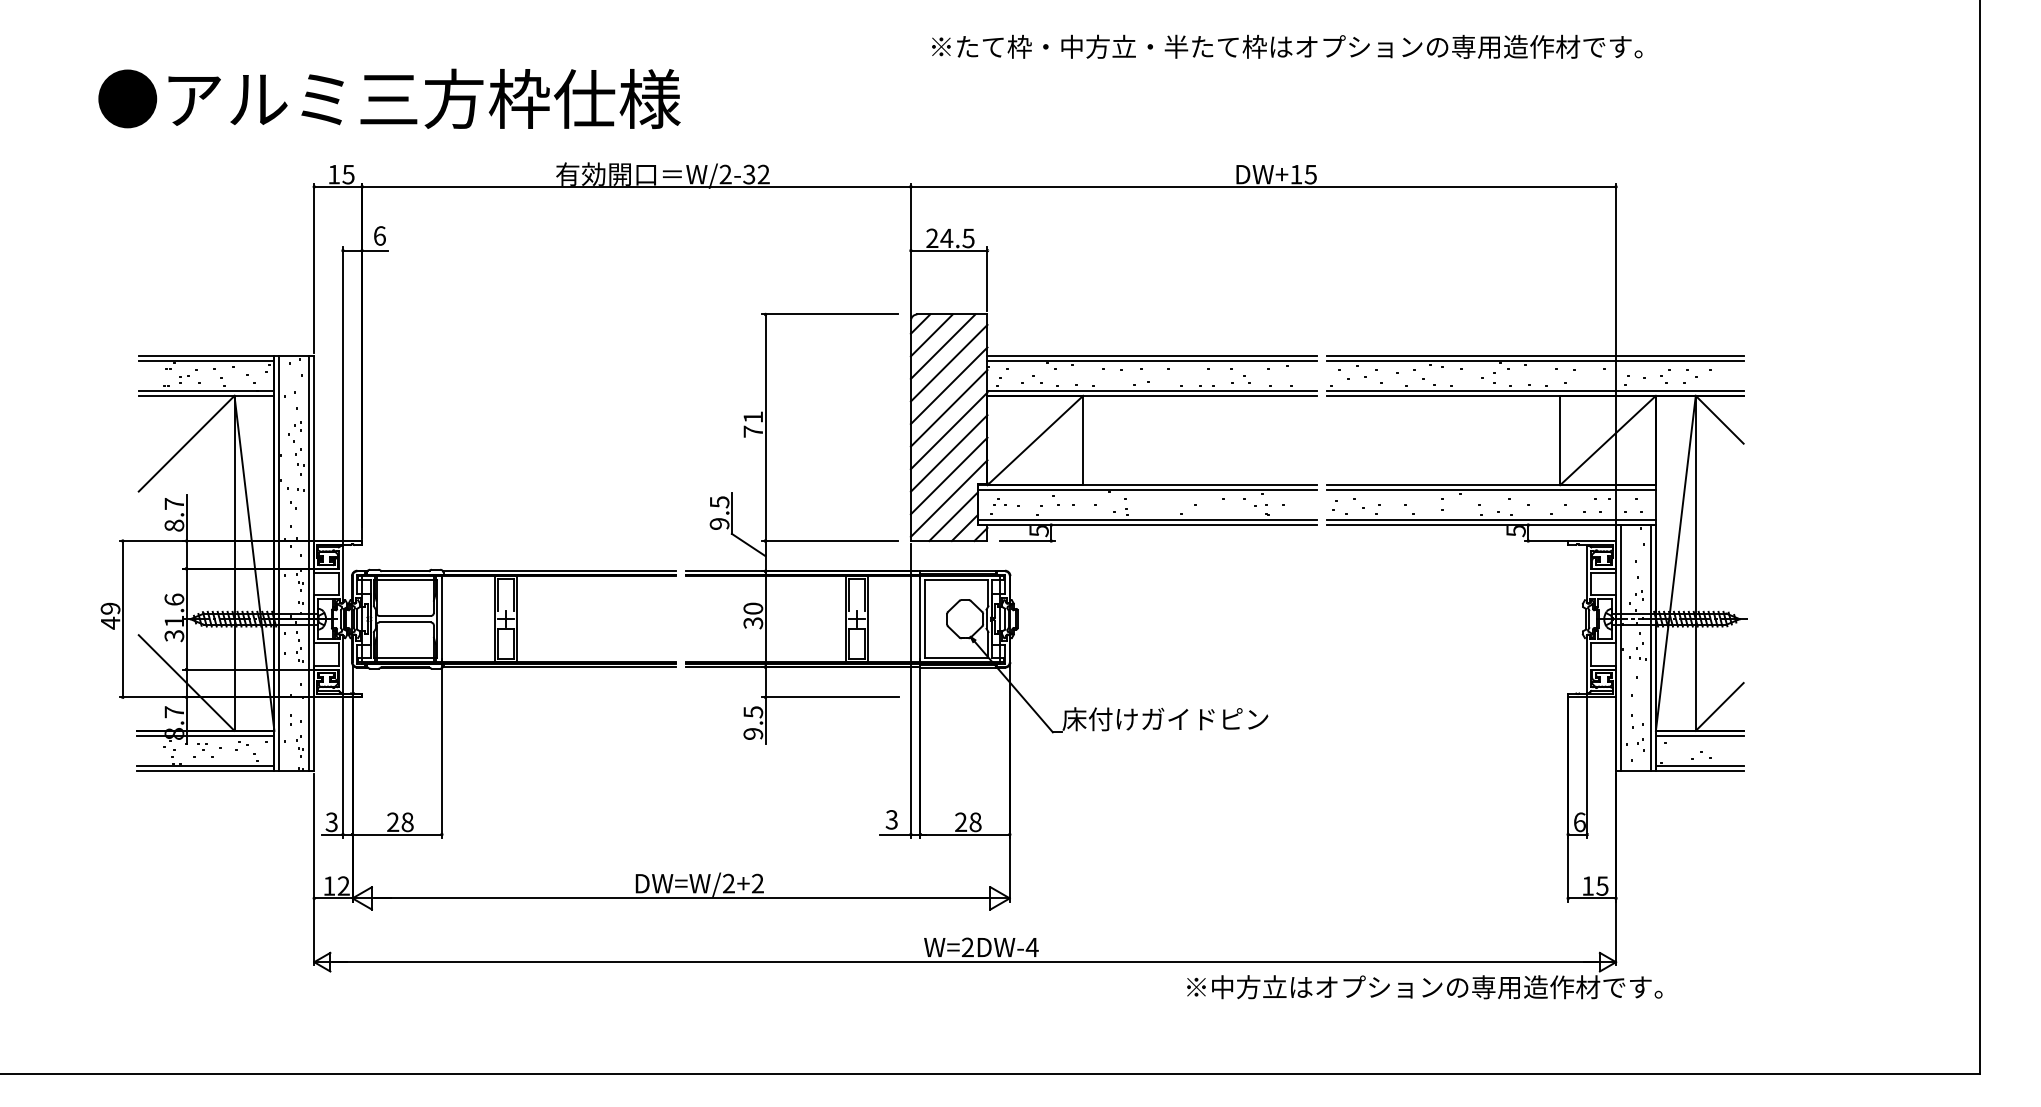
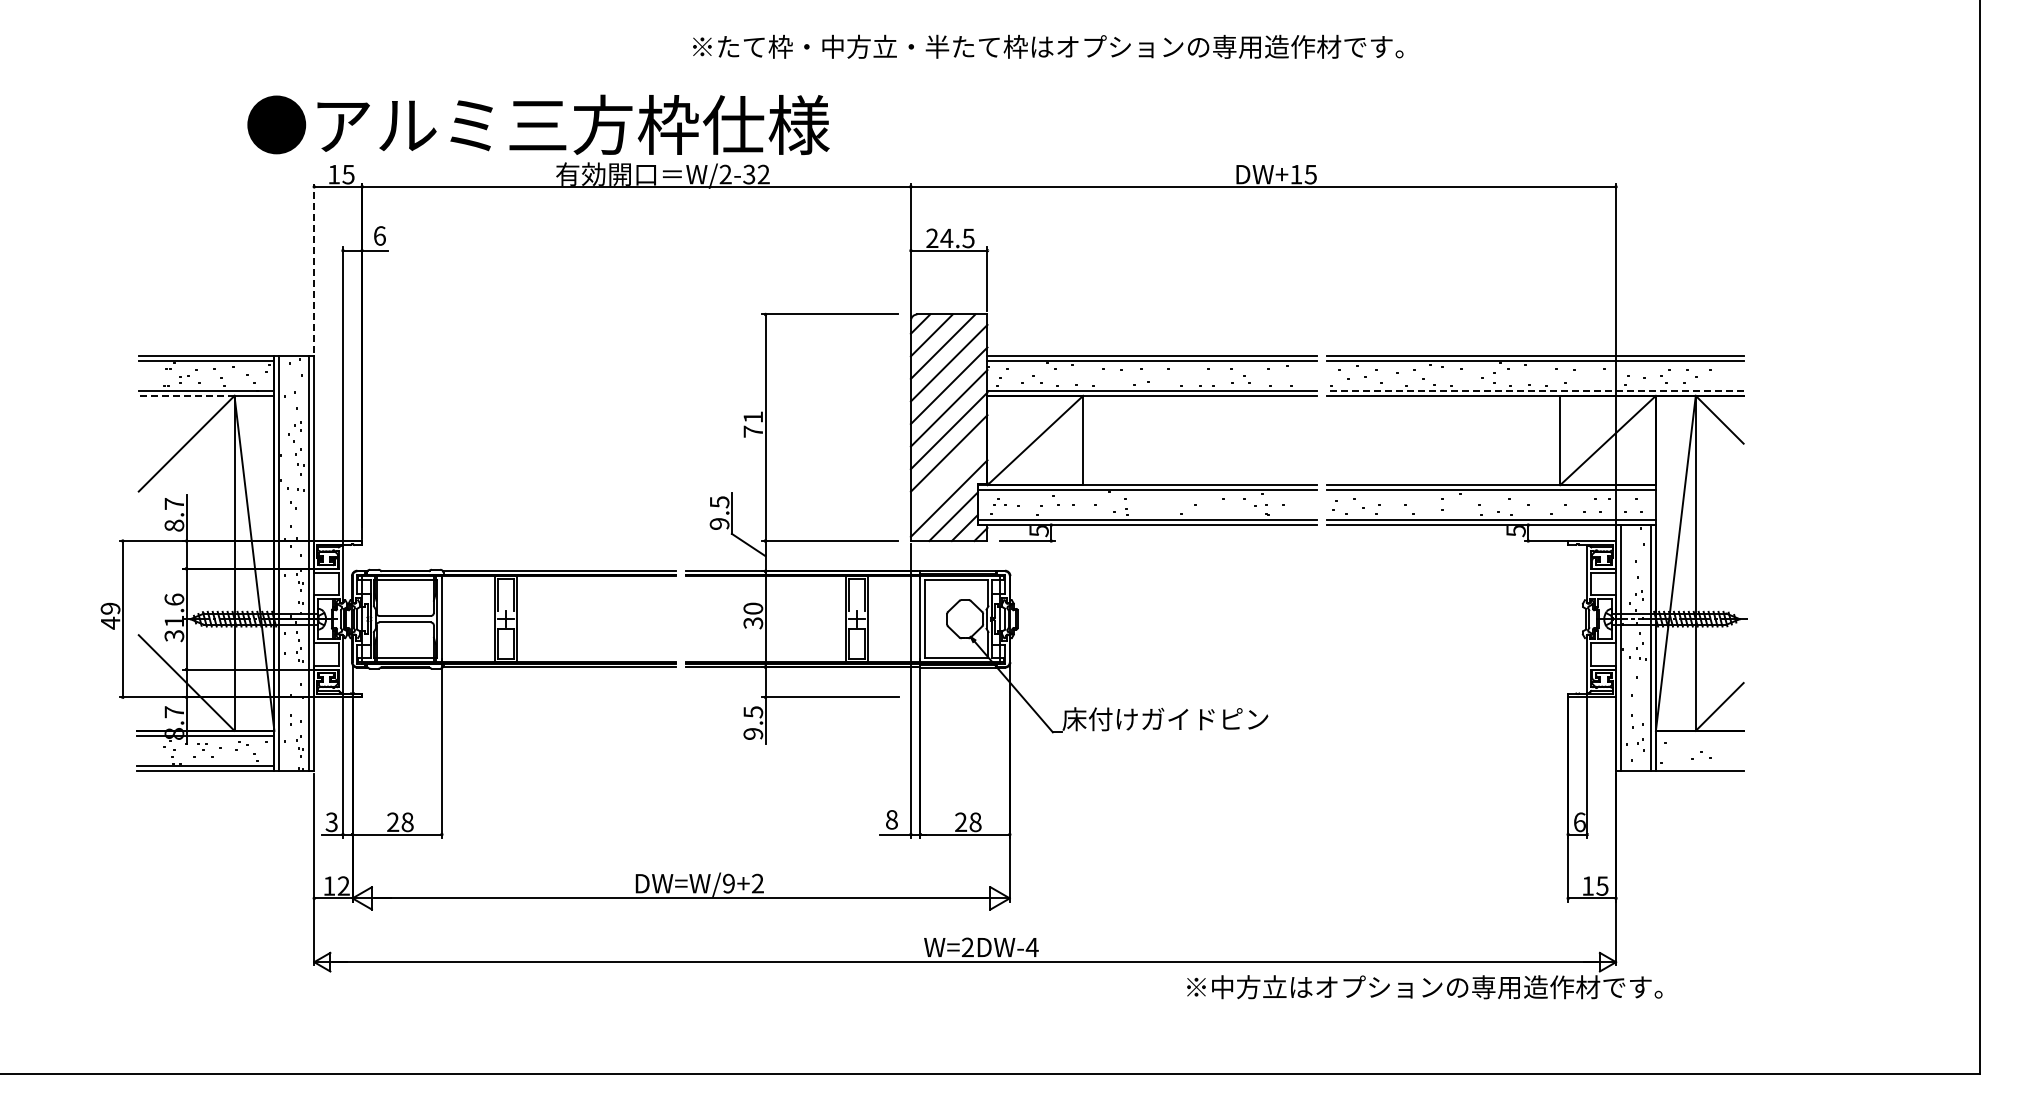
text position: (1287, 46) -> (1048, 46) (1048, 46)
text position: (389, 98) -> (538, 124) (538, 124)
line: solid -> dashed (314, 268)
line: solid -> dashed (1535, 391)
line: solid -> dashed (186, 395)
line: present -> none (948, 475)
line: present -> none (1699, 735)
line: present -> none (1699, 765)
text: 3 -> 8 (891, 819)
text: DW=W/2+2 -> DW=W/9+2 (728, 883)
